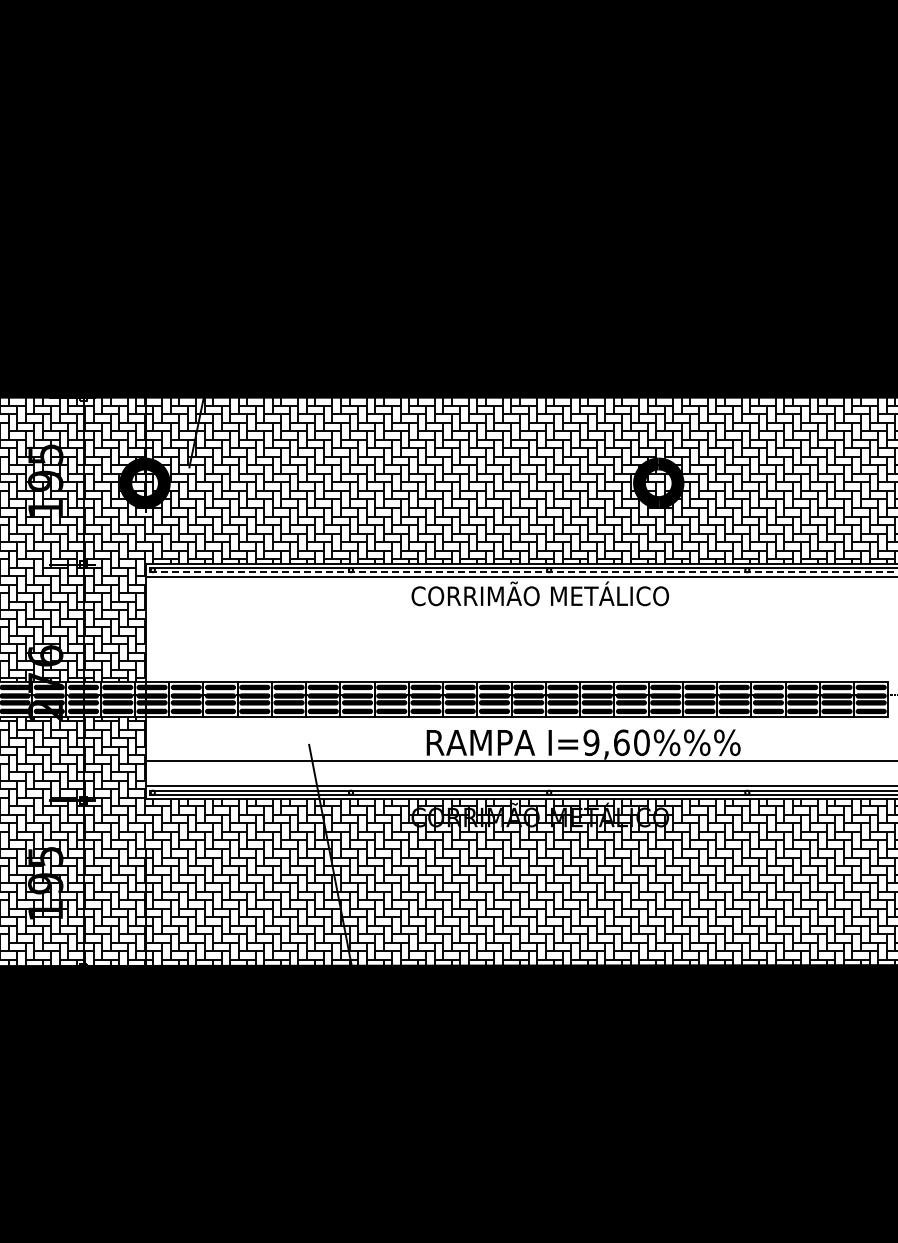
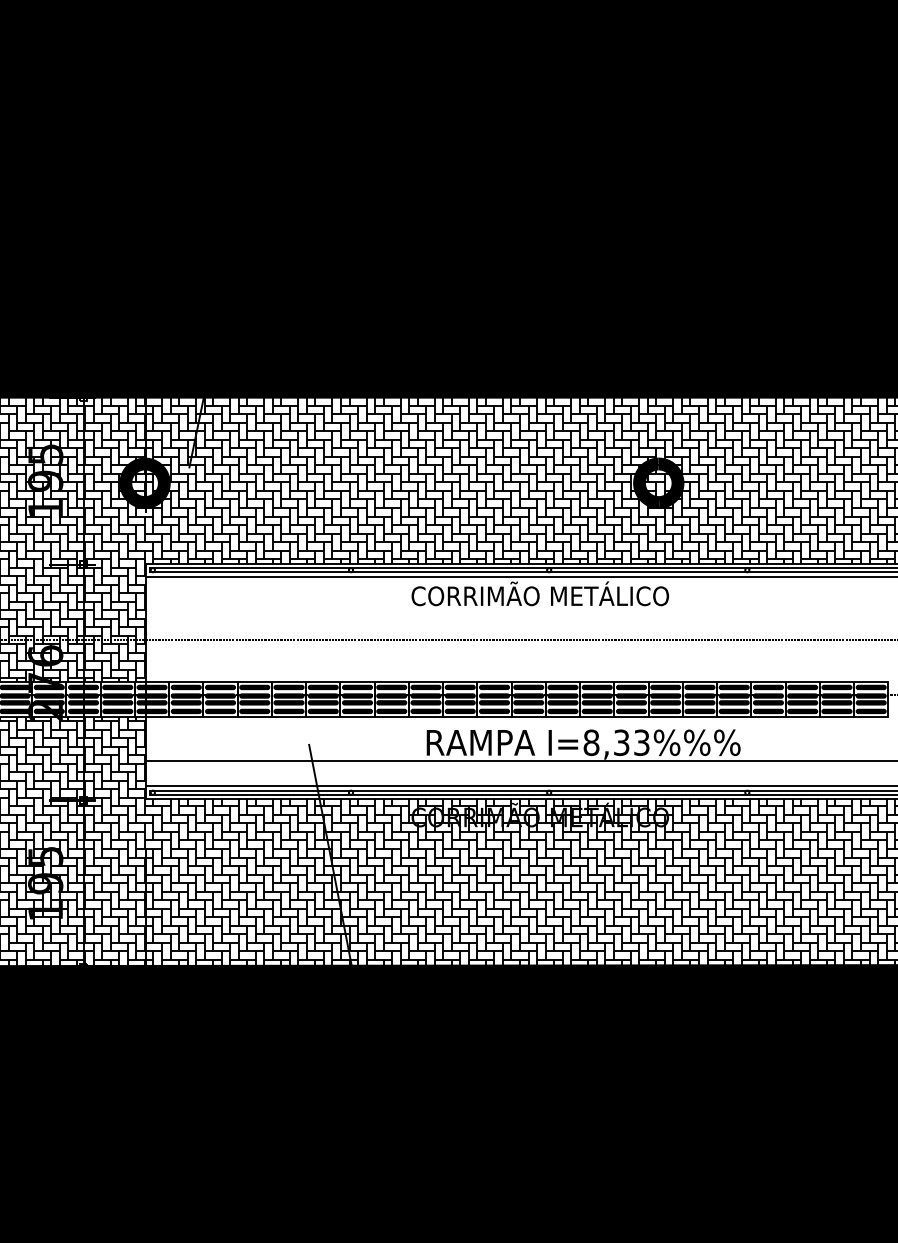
line: dashed -> solid (524, 572)
line: none -> present (448, 639)
text: I=9,60%%% -> I=8,33%%% (616, 742)
